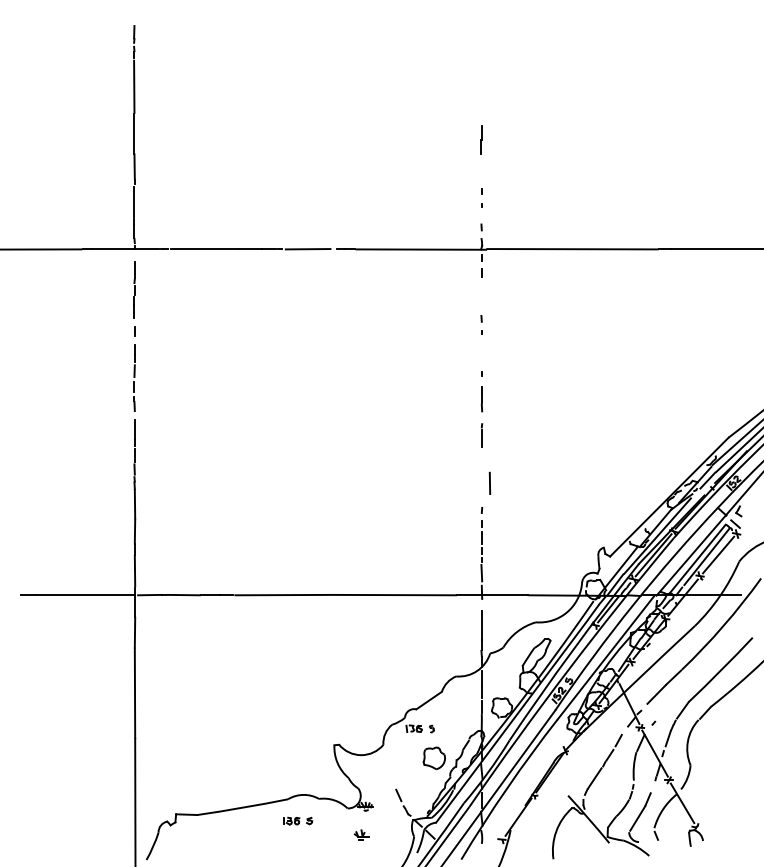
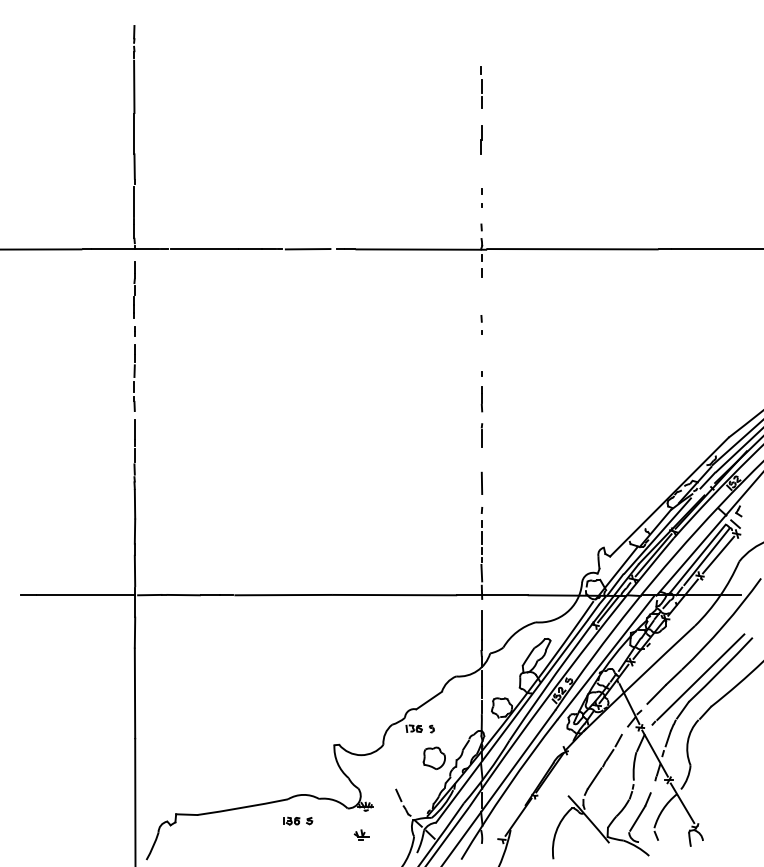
part: none -> present (481, 87)
line position: (489, 482) -> (481, 482) (481, 482)
line: none -> present (700, 676)
